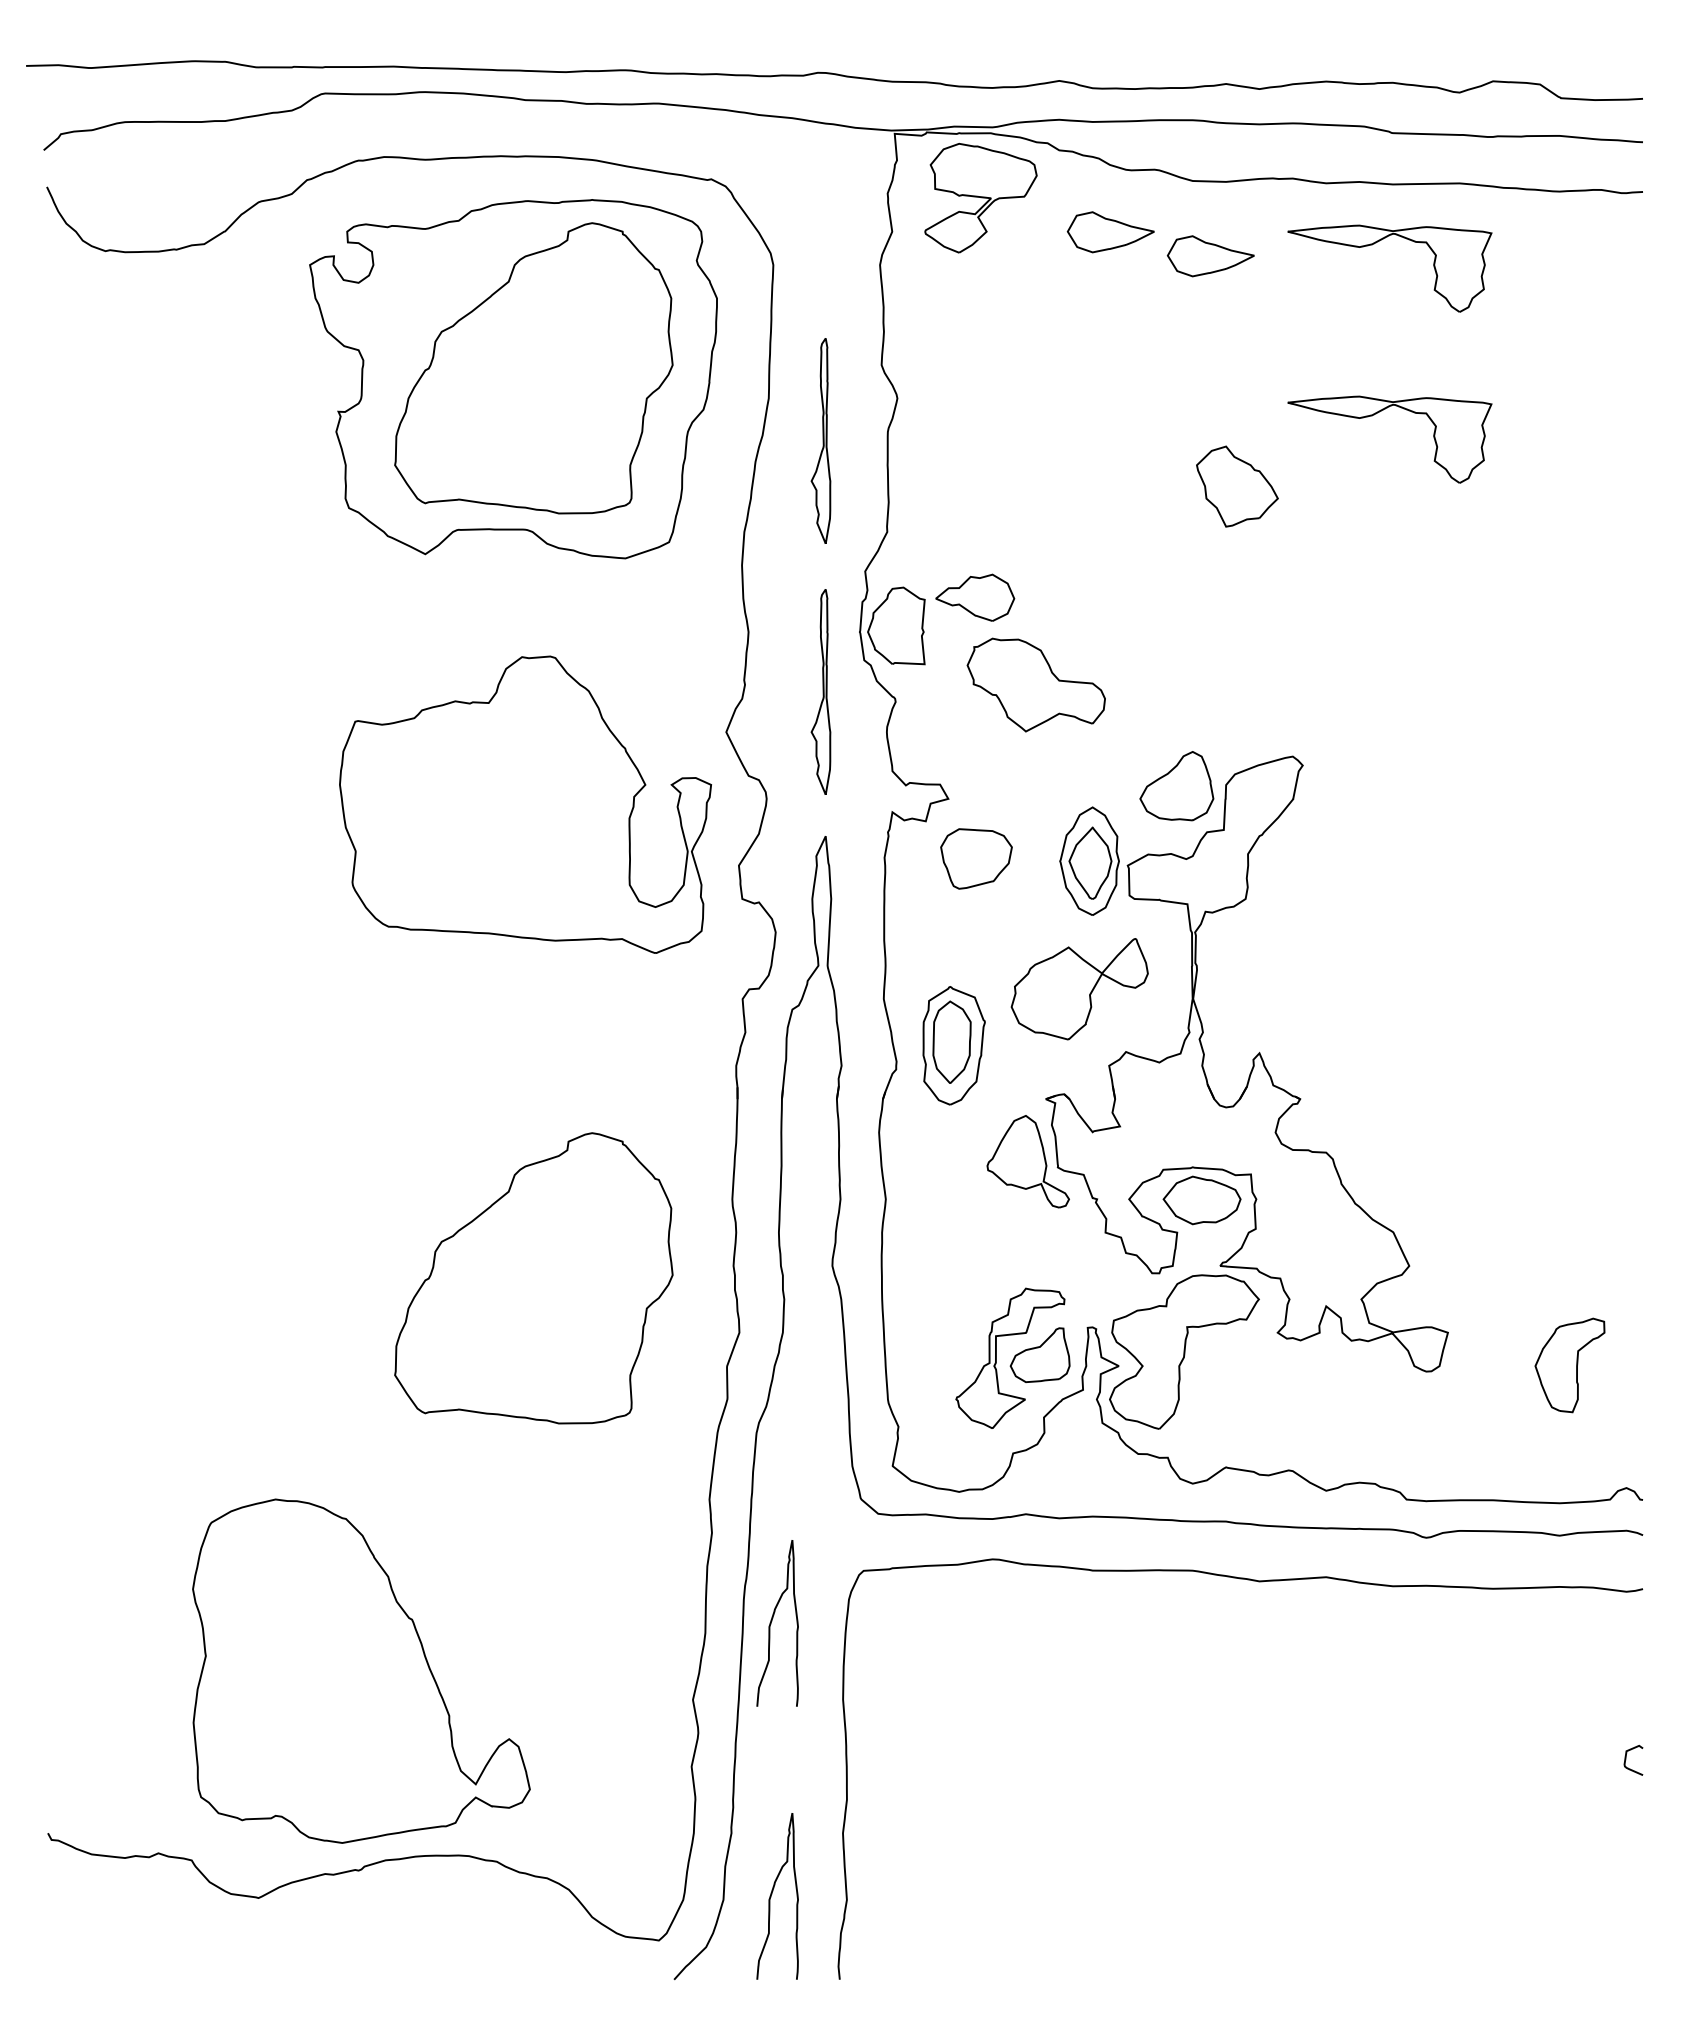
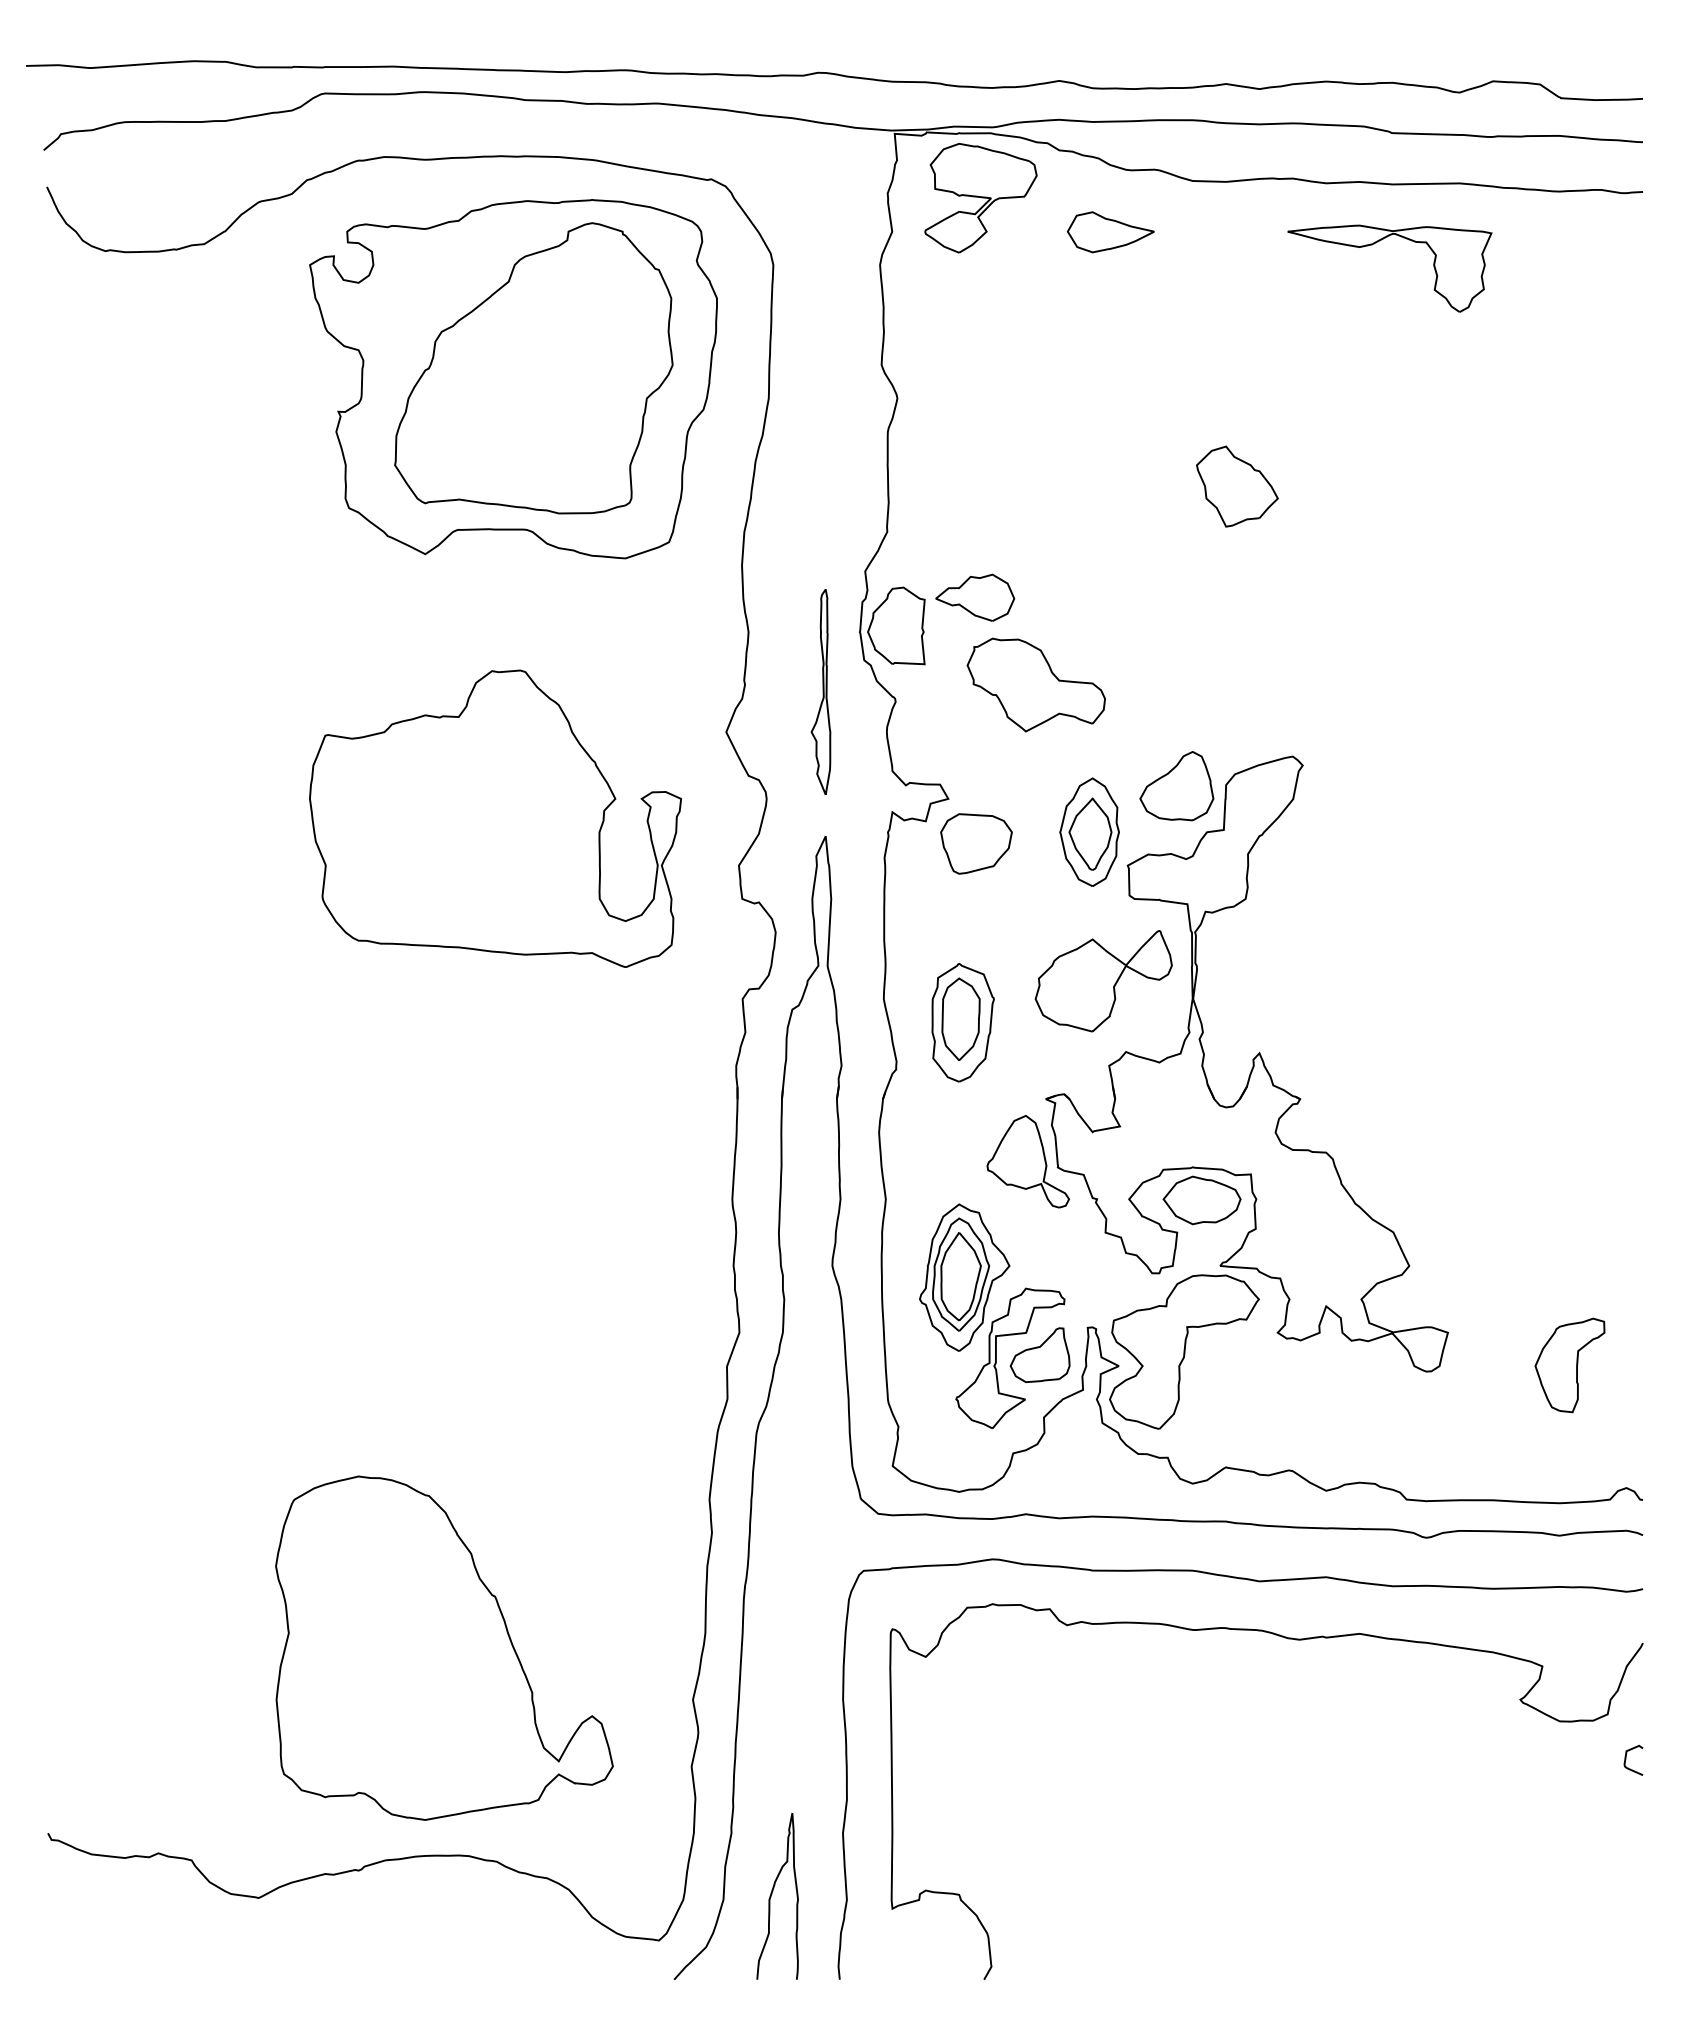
part: present -> none (1210, 256)
part: present -> none (1376, 414)
part: present -> none (820, 440)
part position: (525, 804) -> (495, 818) (495, 818)
part position: (976, 858) -> (976, 843) (976, 843)
part position: (1089, 860) -> (1089, 831) (1089, 831)
part position: (1079, 989) -> (1103, 981) (1103, 981)
part position: (953, 1045) -> (962, 1022) (962, 1022)
part: none -> present (964, 1277)
part: present -> none (533, 1278)
curve: present -> none (772, 1621)
curve: none -> present (1288, 1639)
part position: (361, 1670) -> (444, 1647) (444, 1647)
